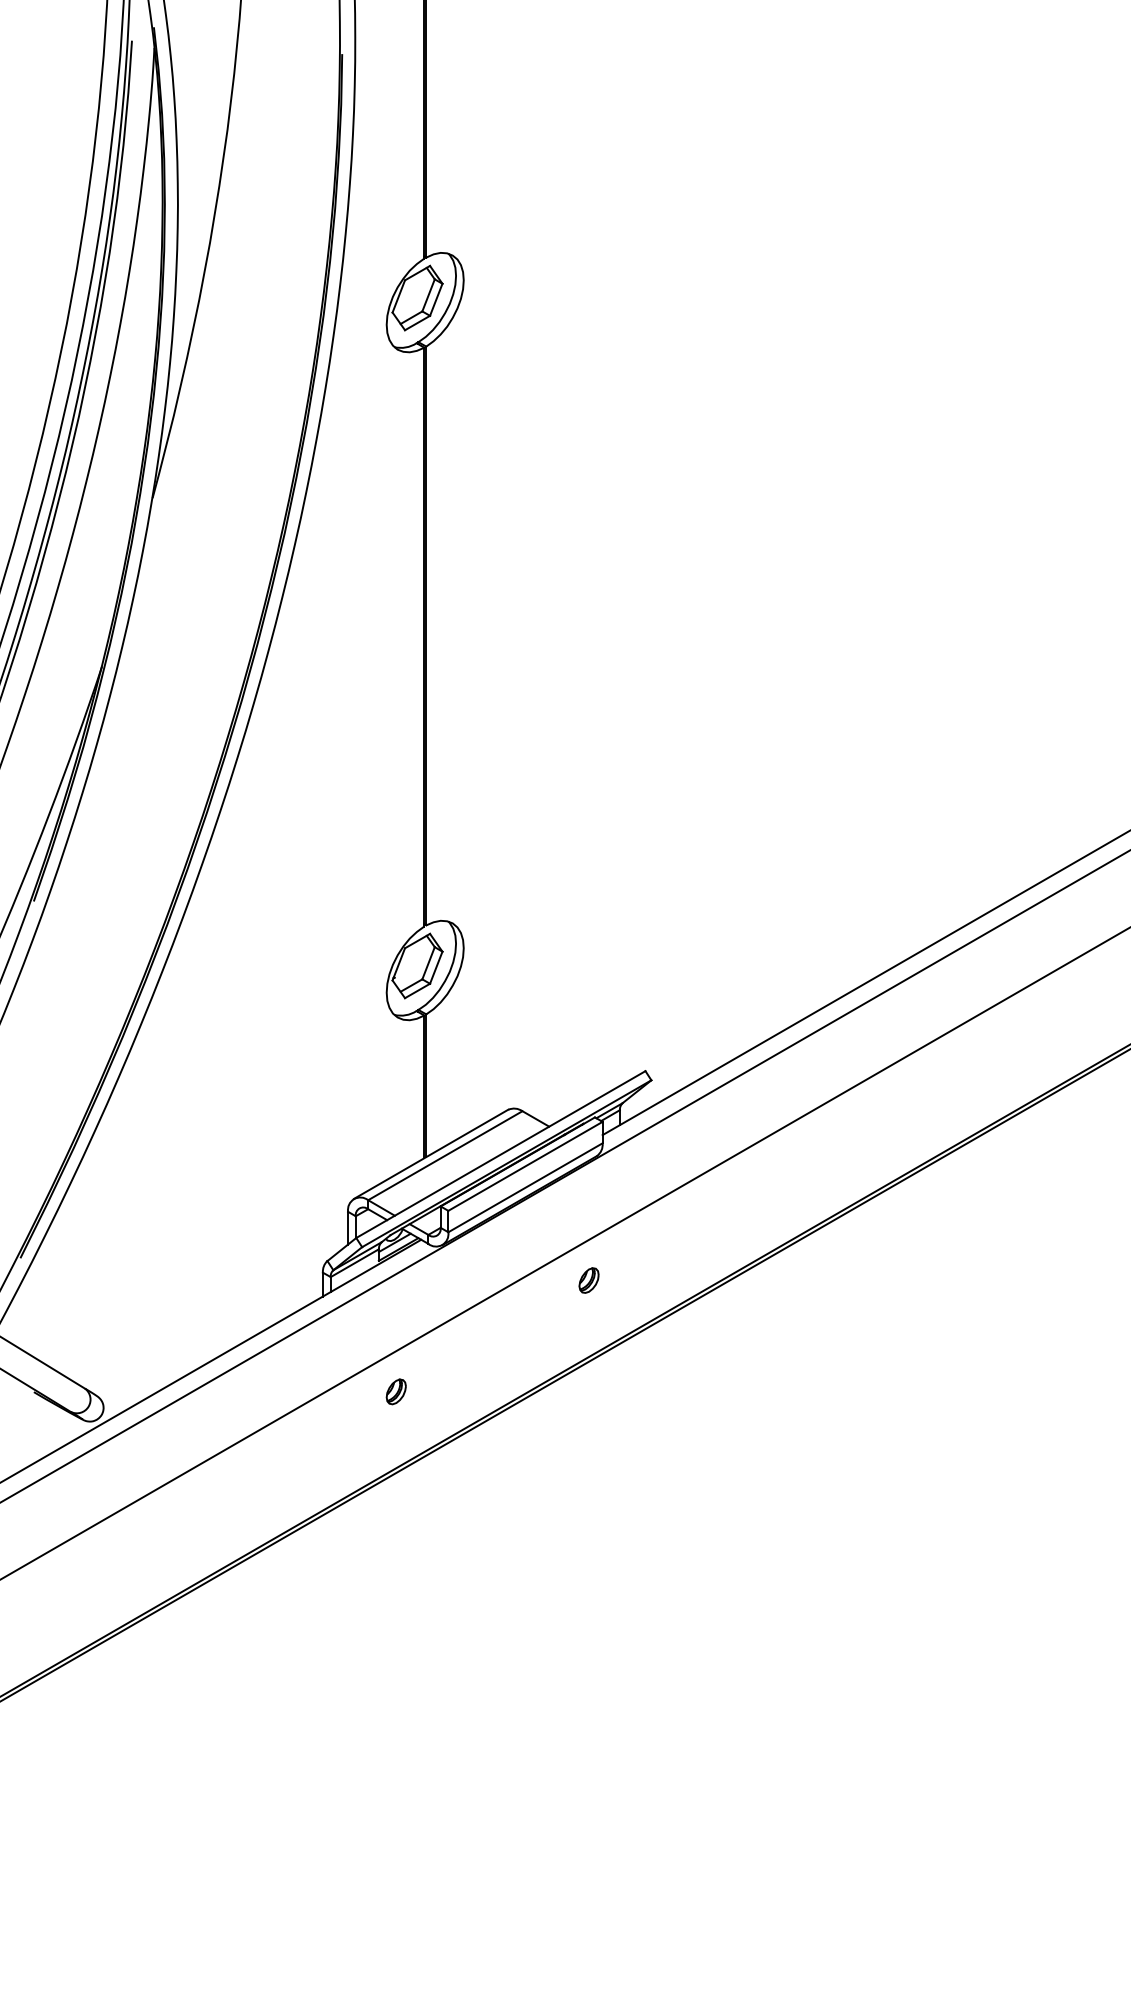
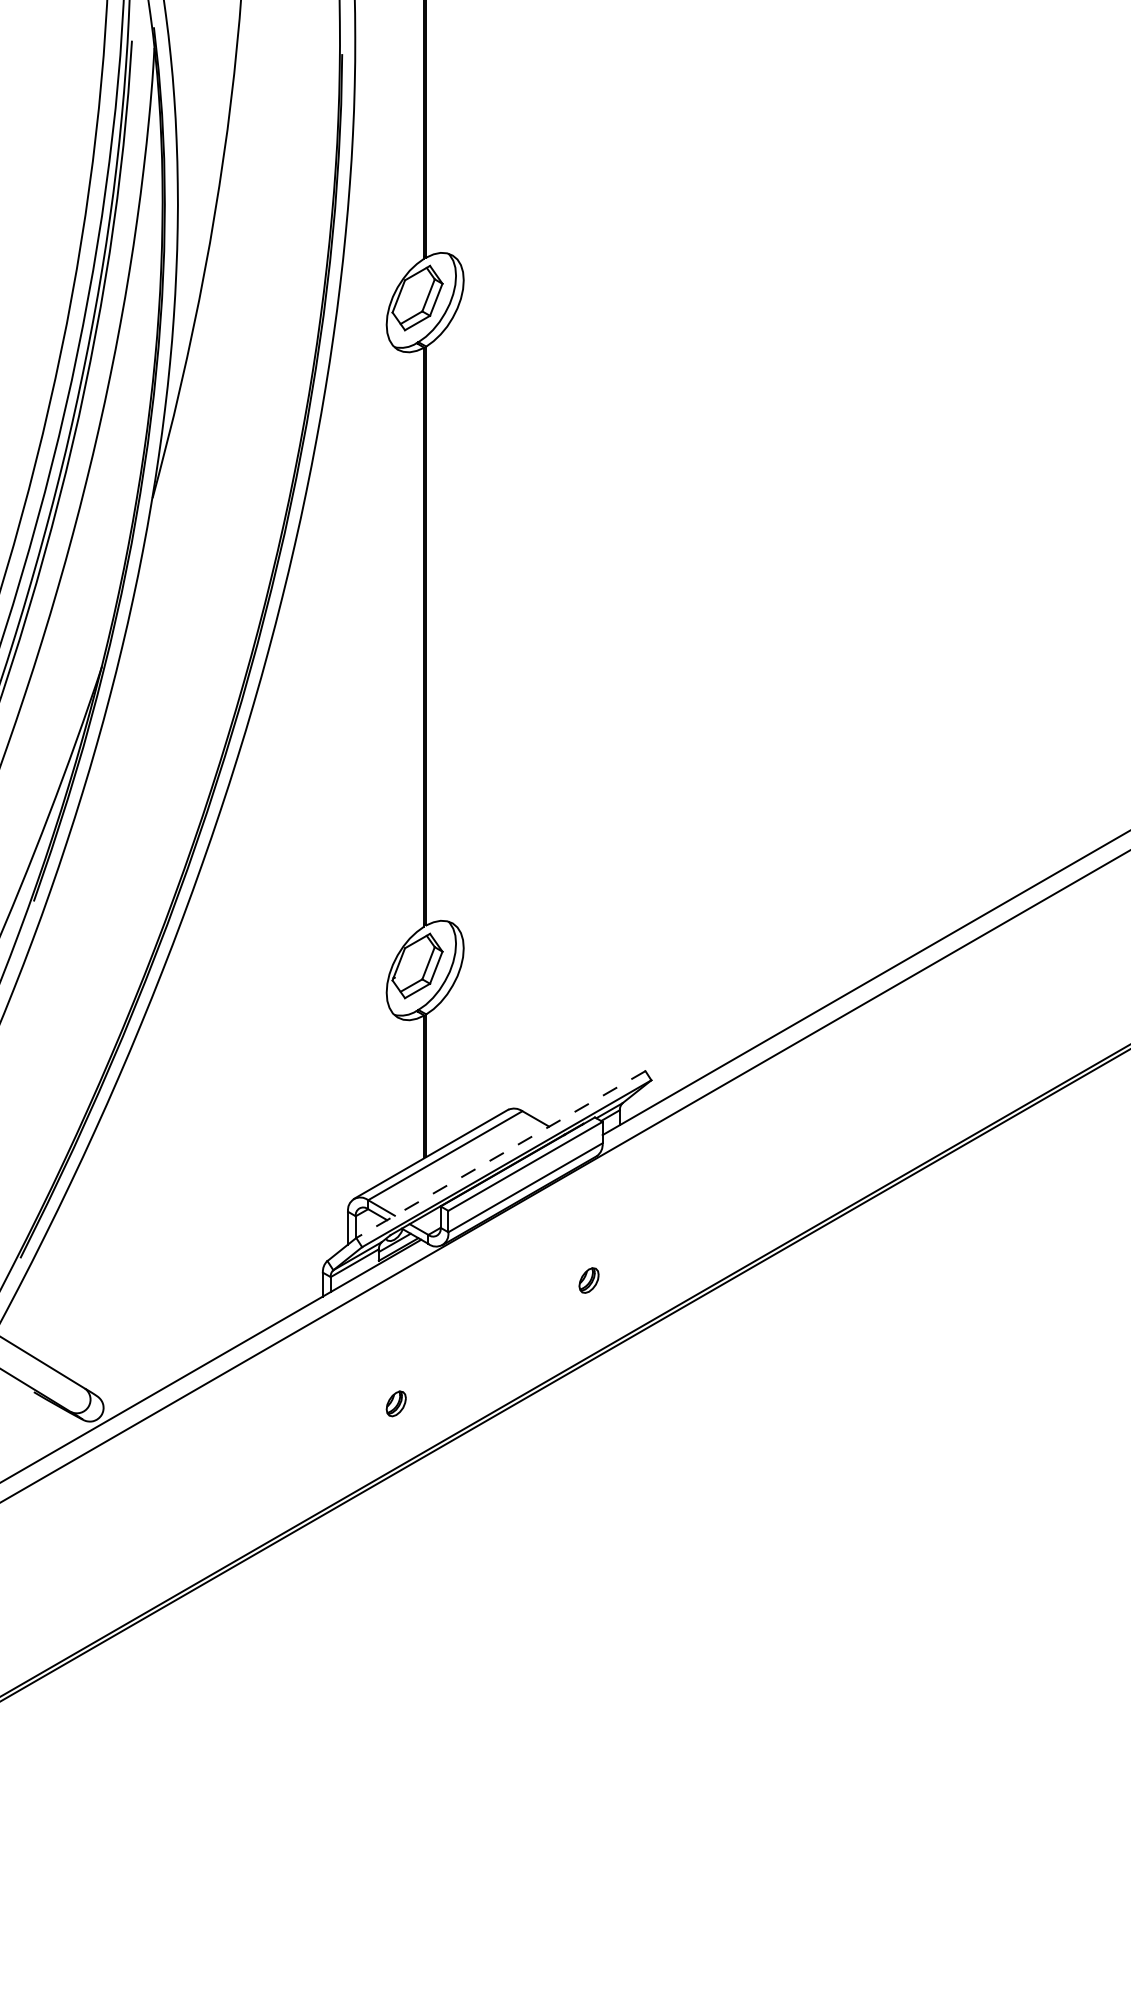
line: solid -> dashed (500, 1154)
line: present -> none (564, 1253)
part position: (395, 1391) -> (395, 1403) (395, 1403)
